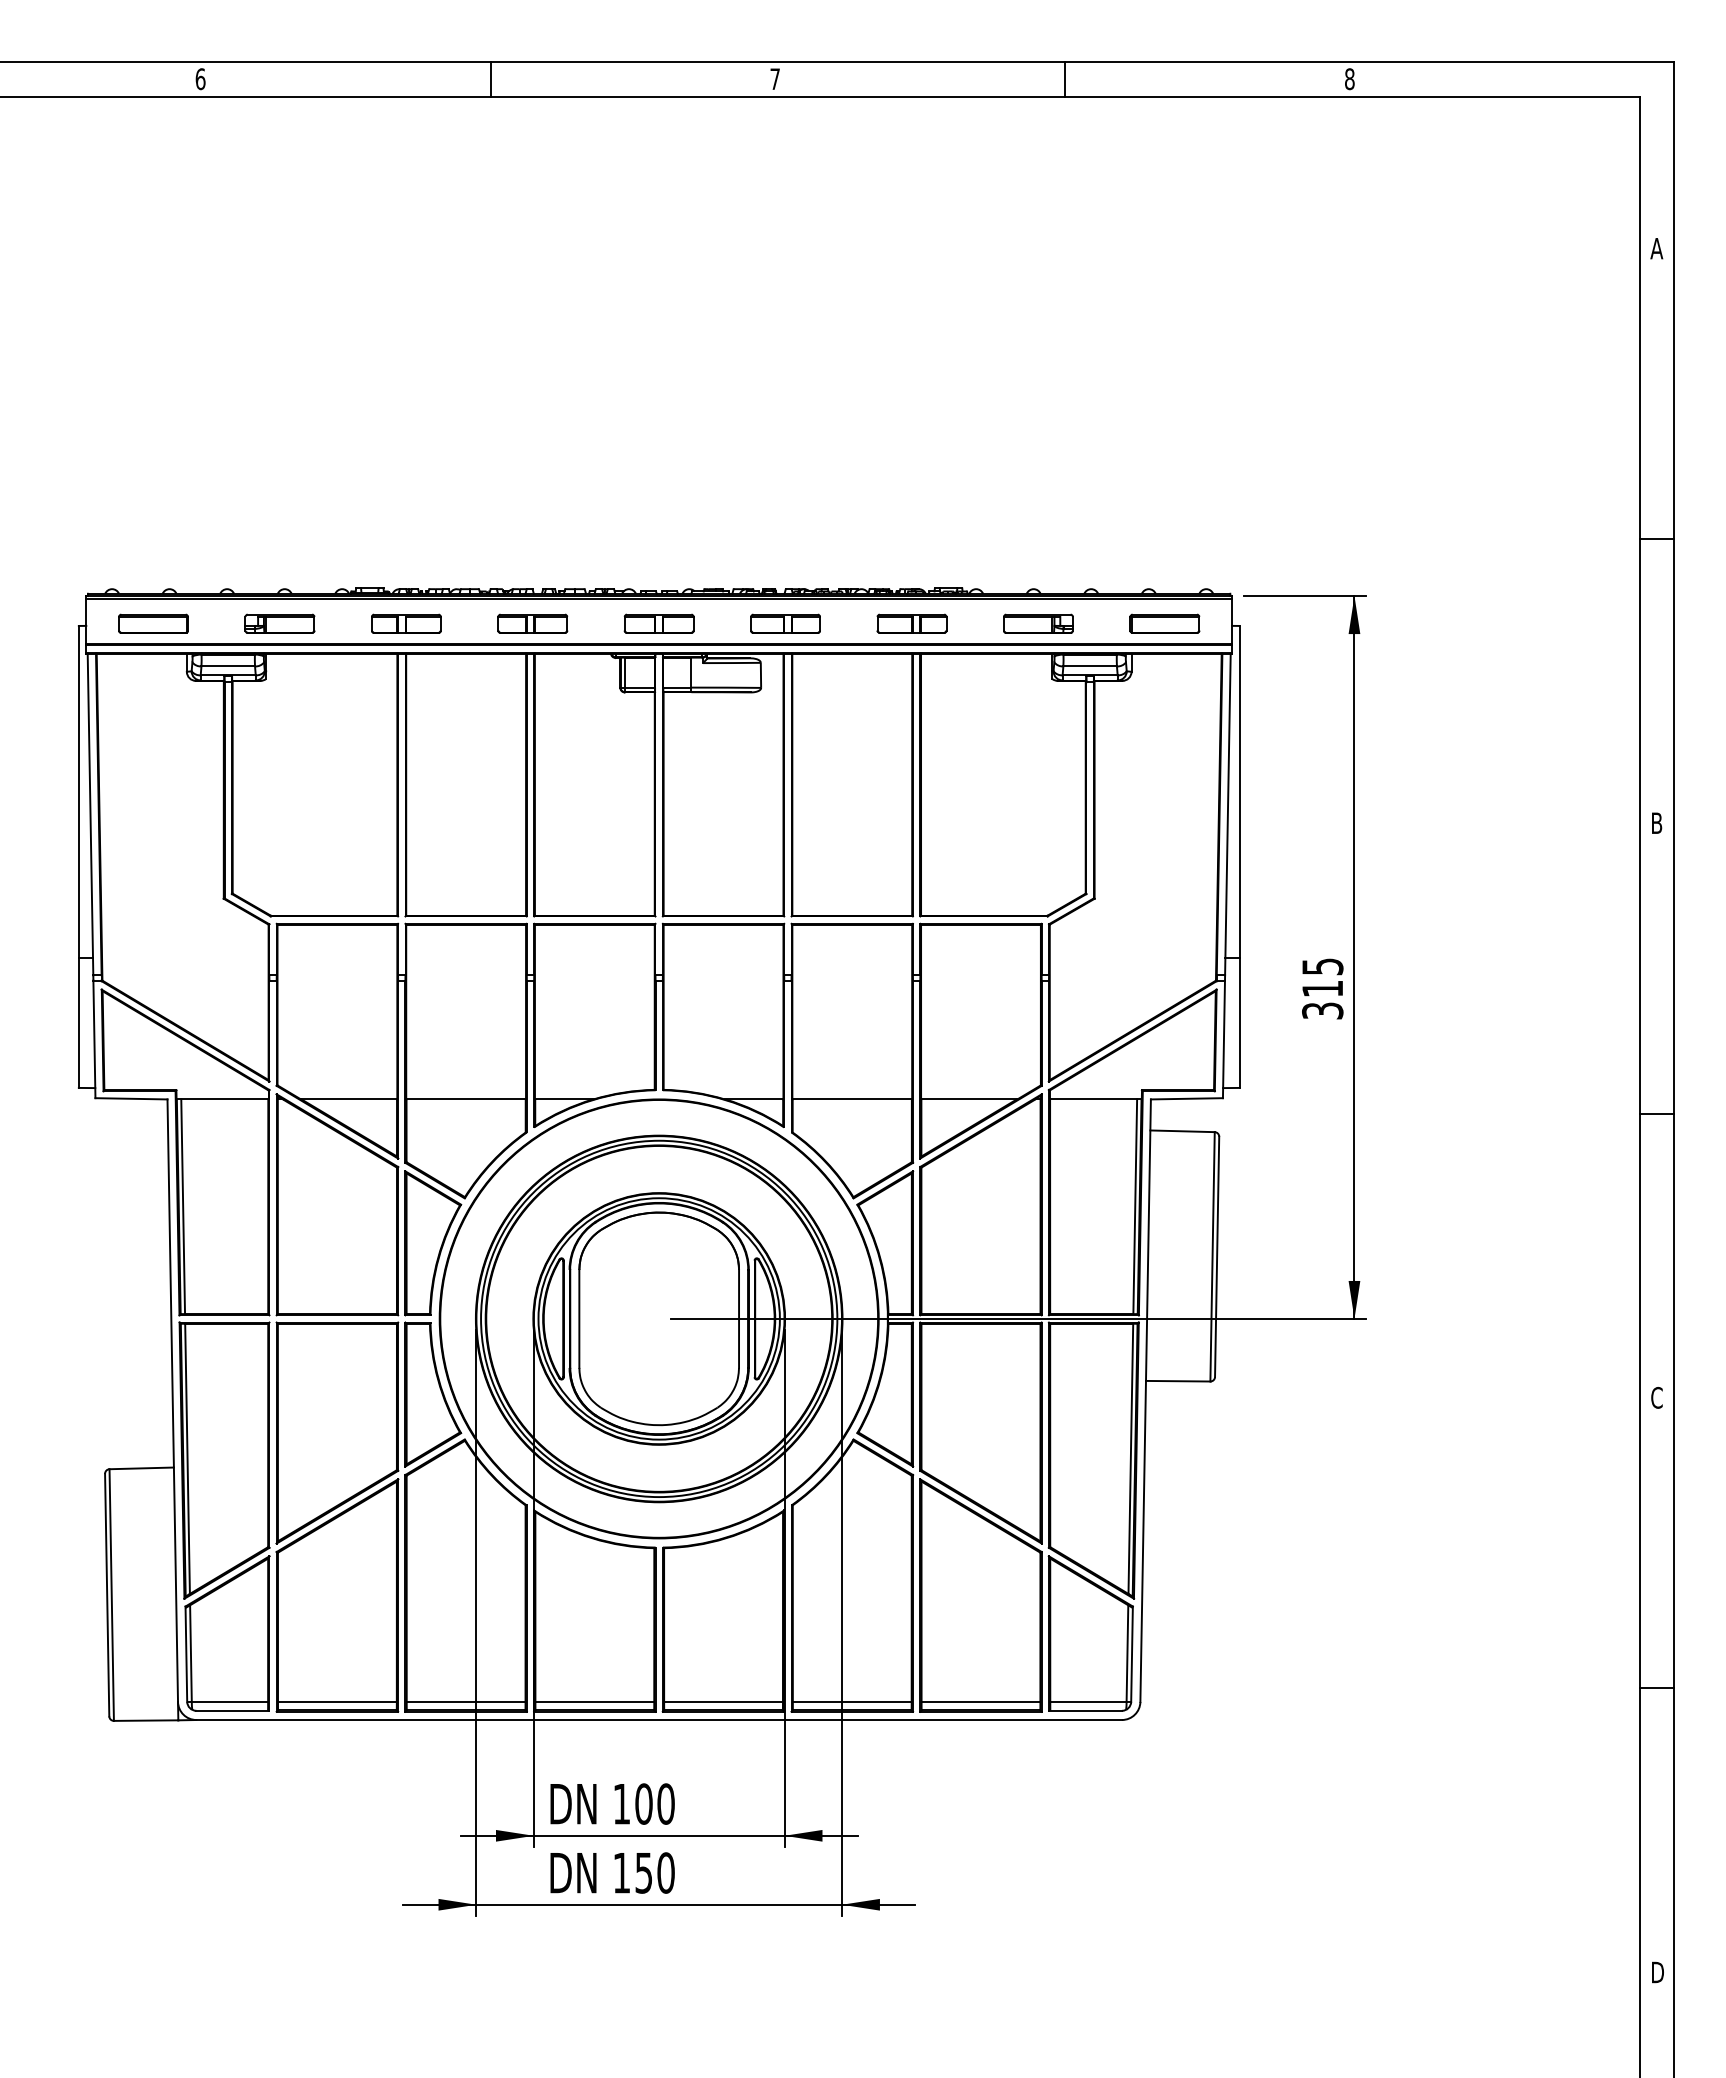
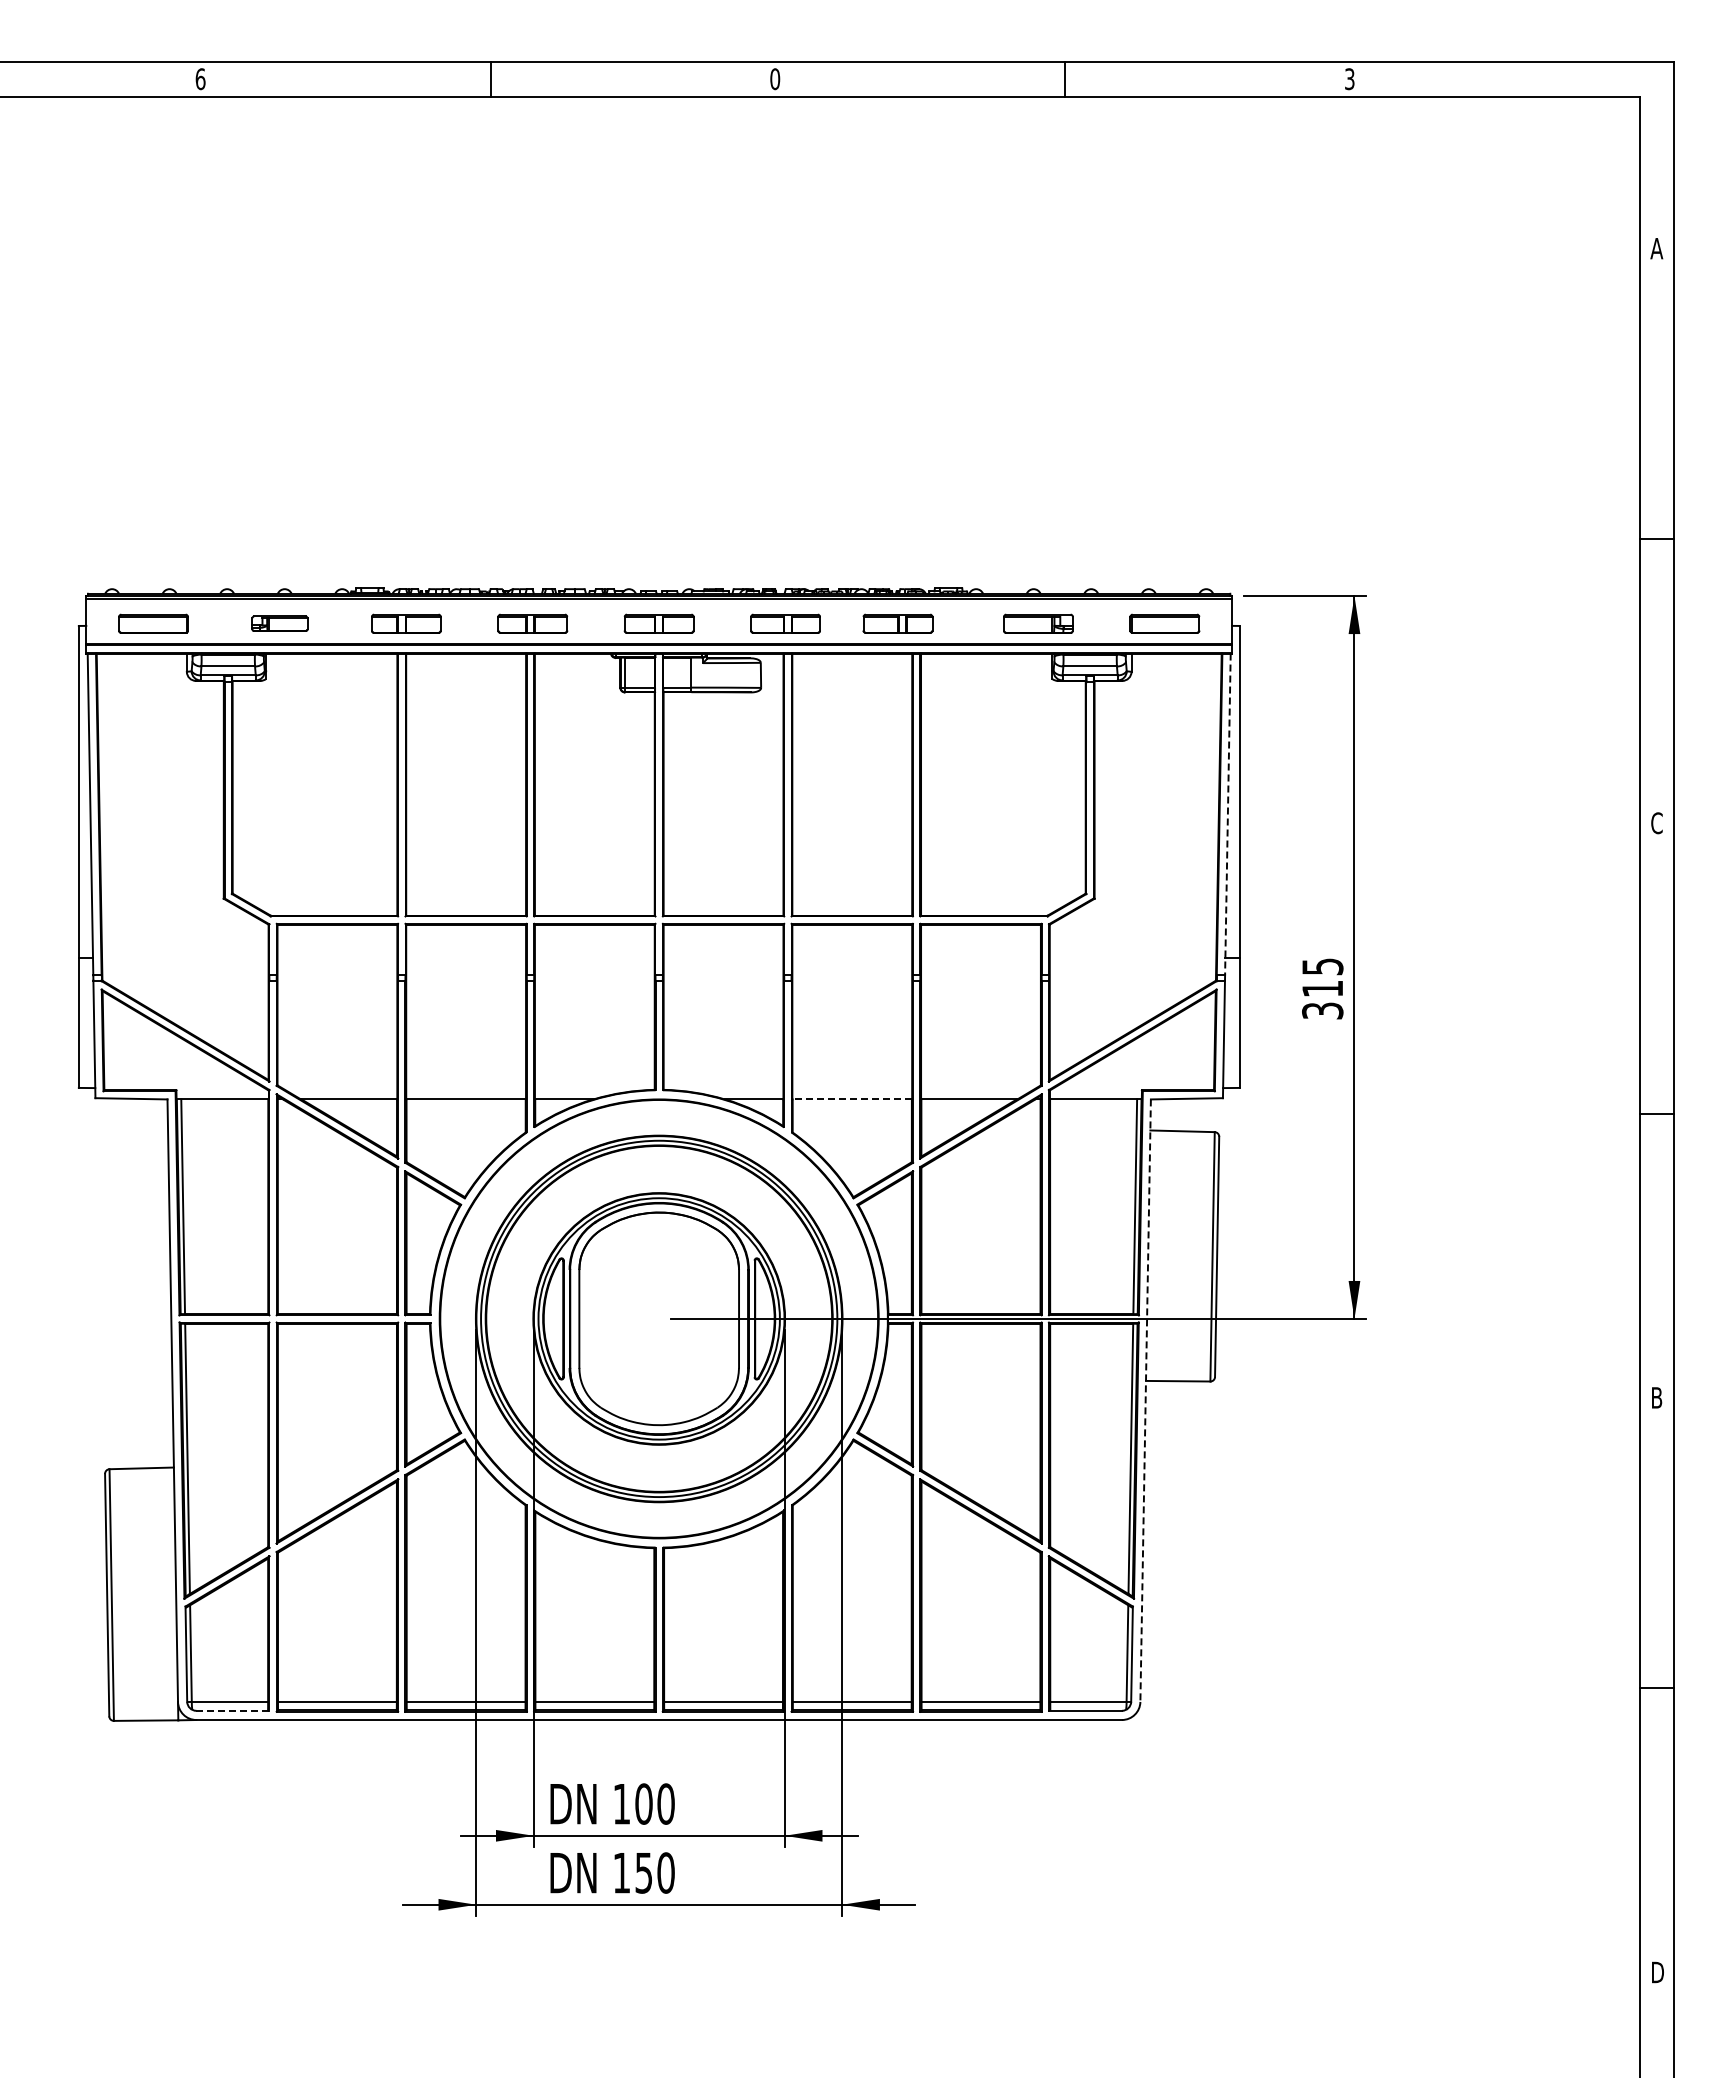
text: 7 -> 0 (775, 79)
text: 8 -> 3 (1349, 79)
part size: 72x21 px -> 58x17 px (279, 623)
part position: (911, 623) -> (897, 623) (897, 623)
line: solid -> dashed (1227, 814)
text: B -> C (1656, 823)
line: solid -> dashed (852, 1099)
text: C -> B (1656, 1397)
line: solid -> dashed (1145, 1401)
line: solid -> dashed (232, 1710)
